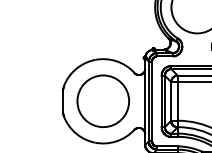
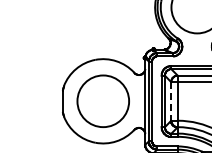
line: solid -> dashed (171, 101)
